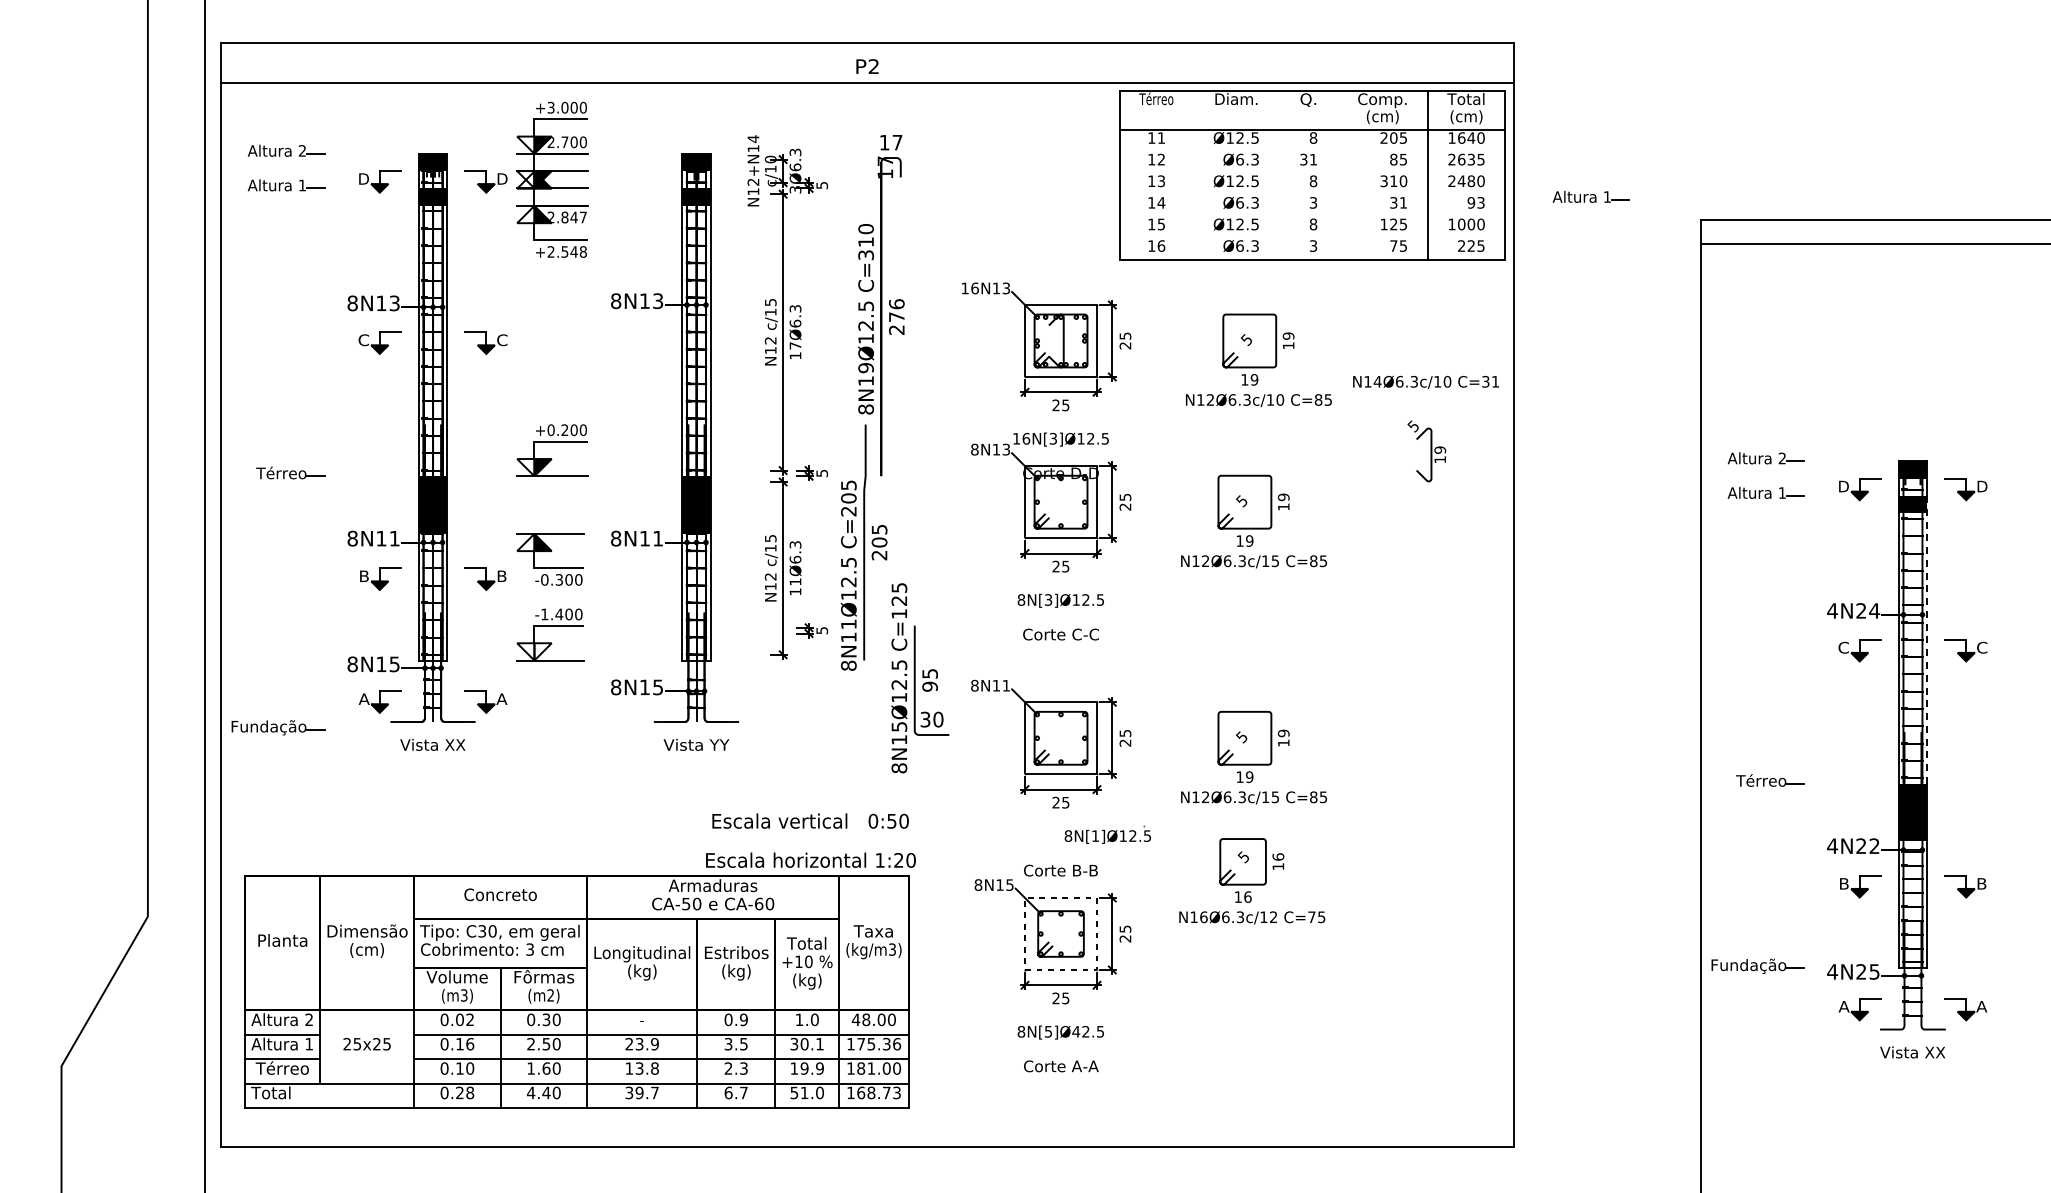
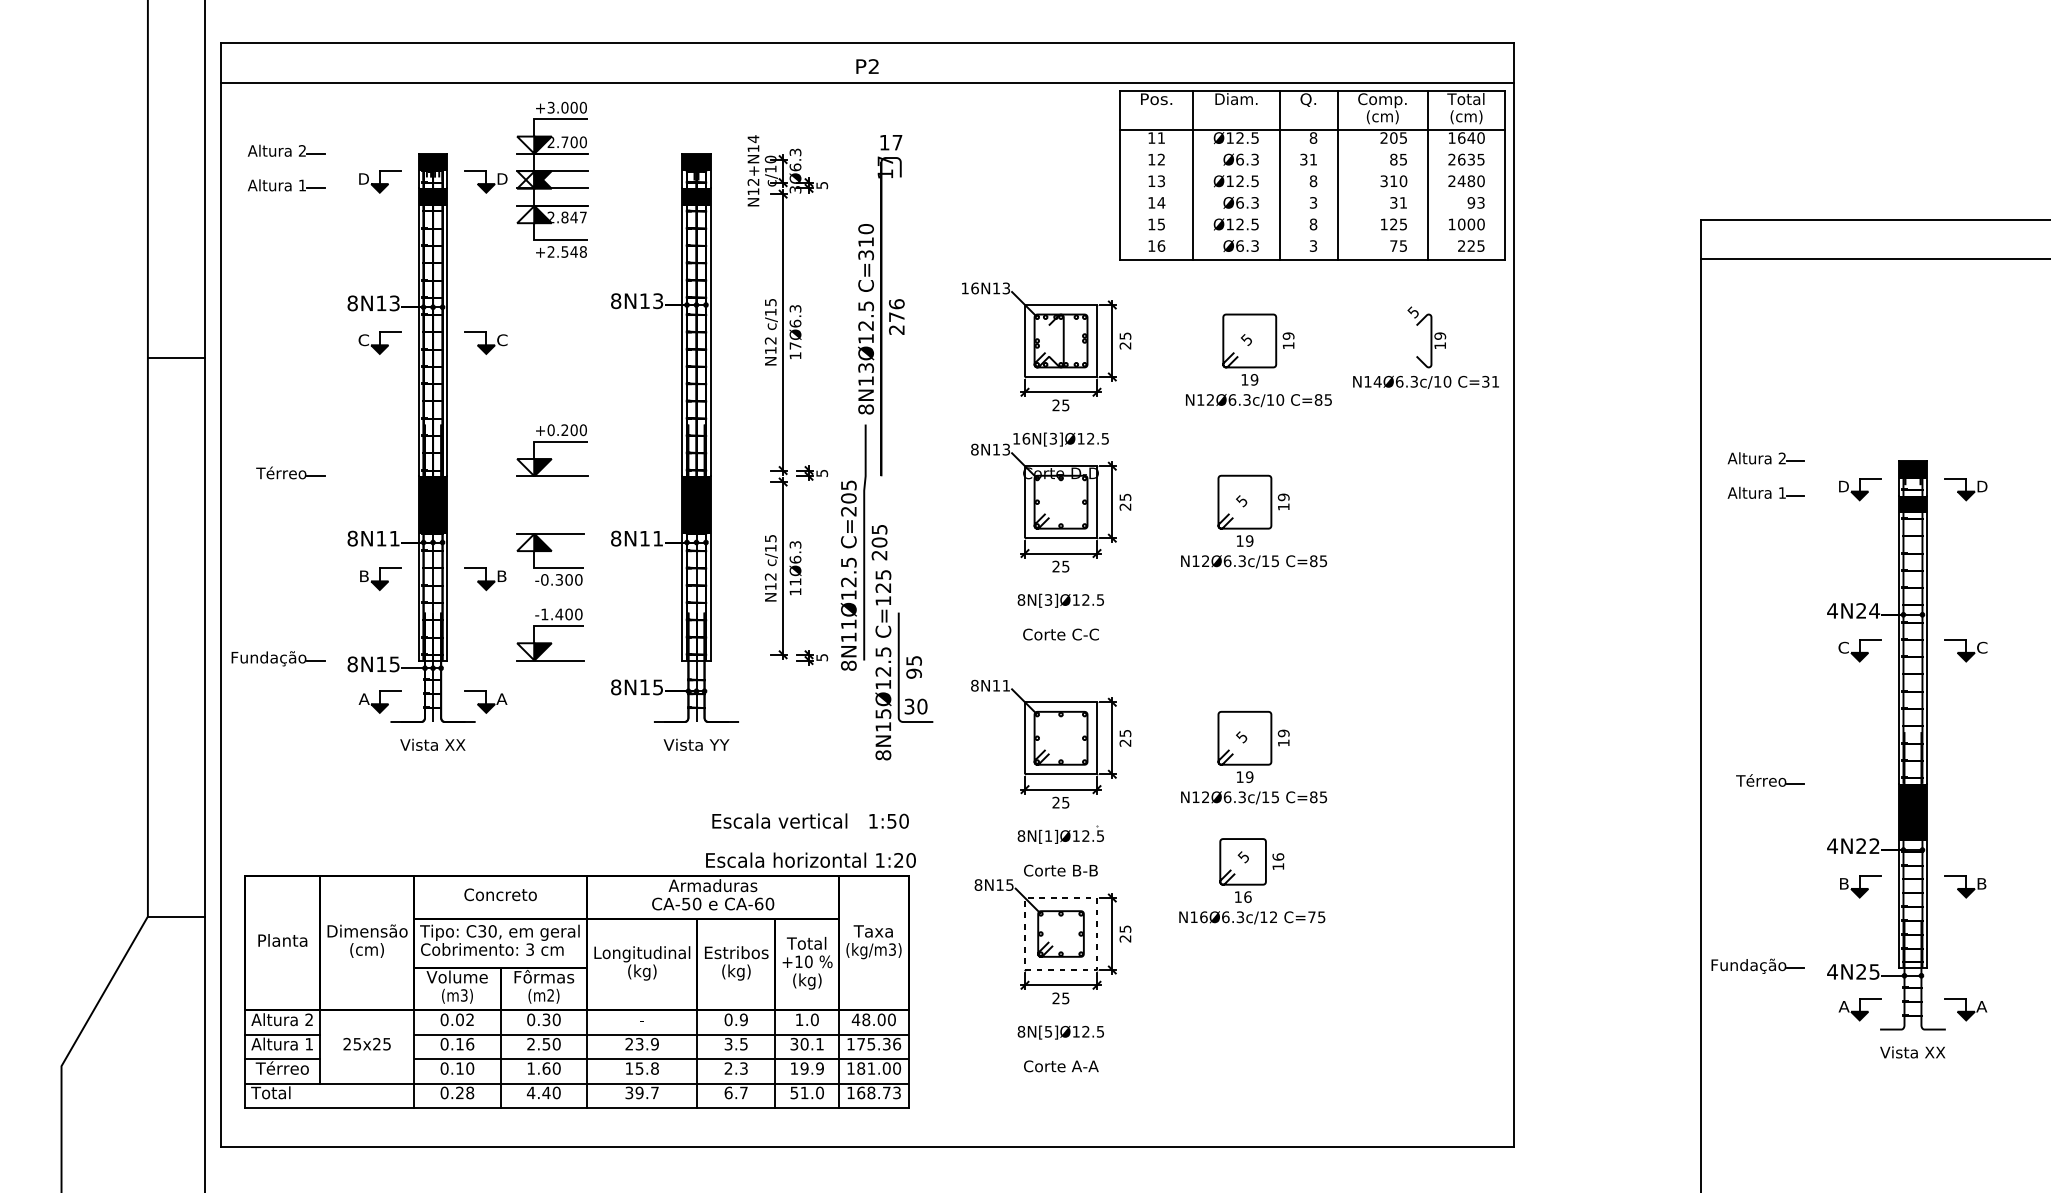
text: Térreo -> Pos. (1156, 98)
line: none -> present (1193, 175)
line: none -> present (1279, 175)
line: none -> present (1337, 175)
part: present -> none (1590, 196)
line position: (1874, 243) -> (1874, 258) (1874, 258)
line: none -> present (176, 358)
text: 8N19Ø12.5 -> 8N13Ø12.5 (865, 368)
part position: (1426, 451) -> (1426, 337) (1426, 337)
part position: (812, 630) -> (812, 657) (812, 657)
line: dashed -> solid (1927, 639)
fill: none -> present (542, 651)
part position: (920, 678) -> (904, 665) (904, 665)
part position: (278, 727) -> (278, 658) (278, 658)
text: 0:50 -> 1:50 (873, 820)
part position: (1107, 834) -> (1060, 834) (1060, 834)
line: none -> present (176, 916)
text: 8N[5]Ø42.5 -> 8N[5]Ø12.5 (1076, 1031)
text: 13.8 -> 15.8 (639, 1068)
